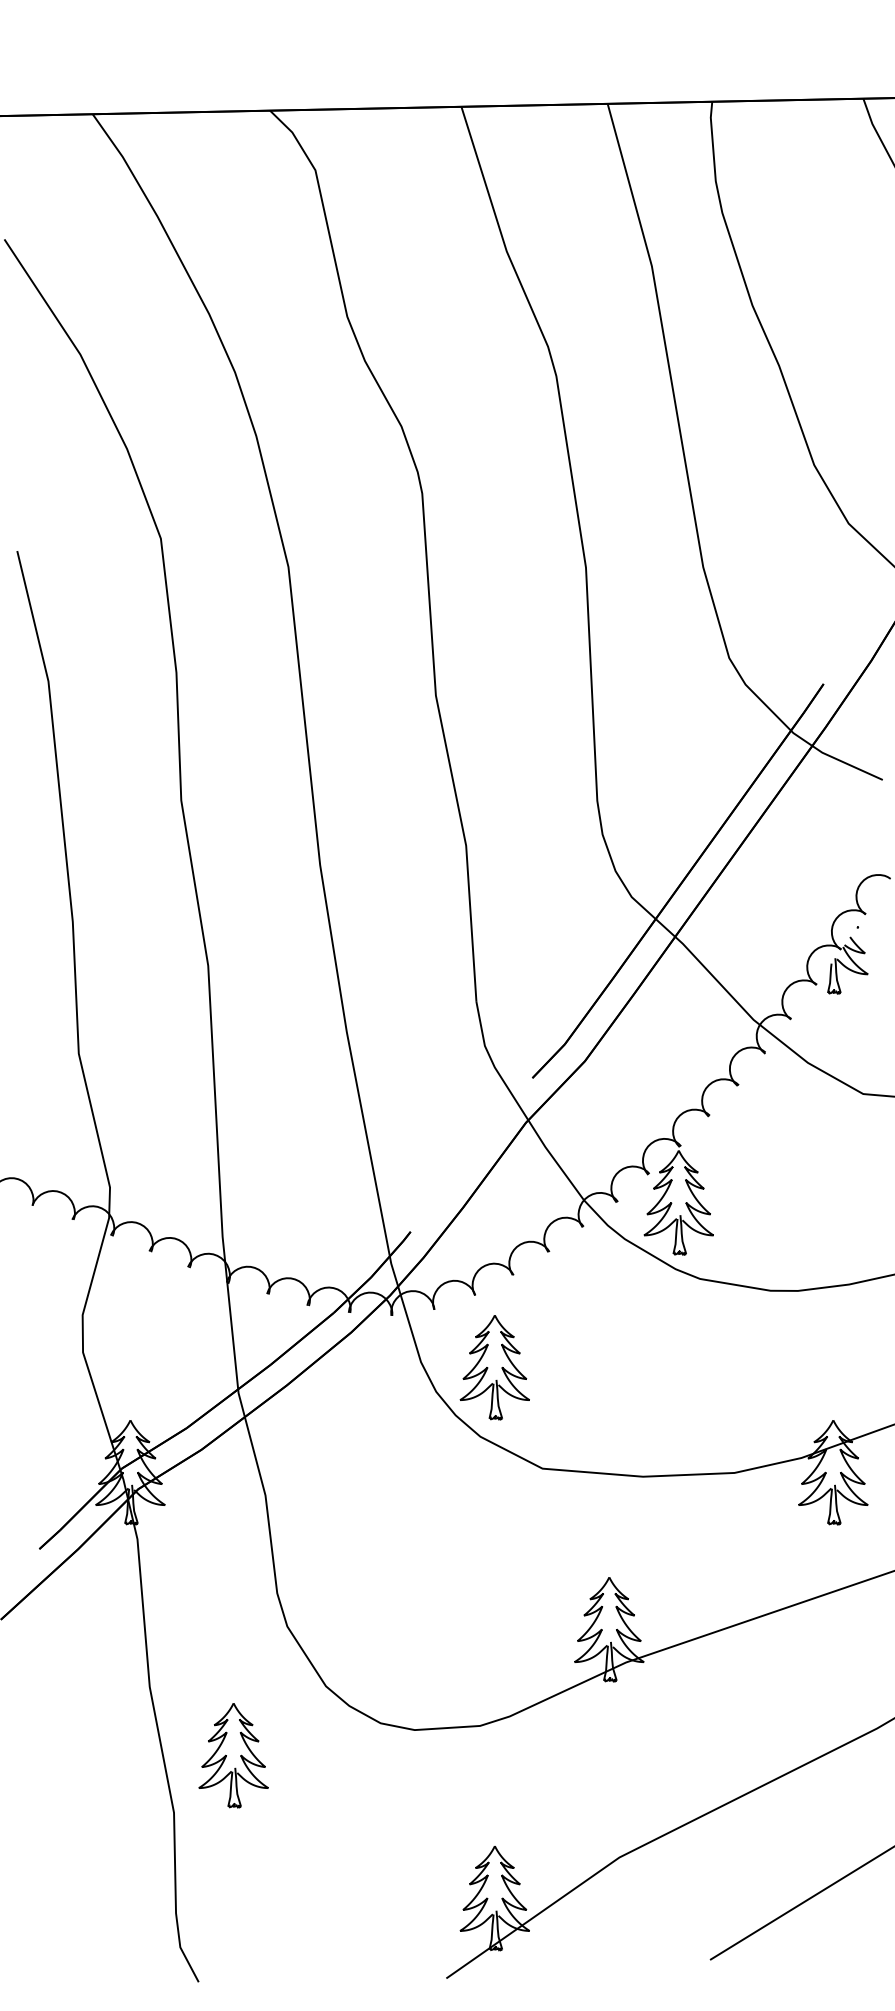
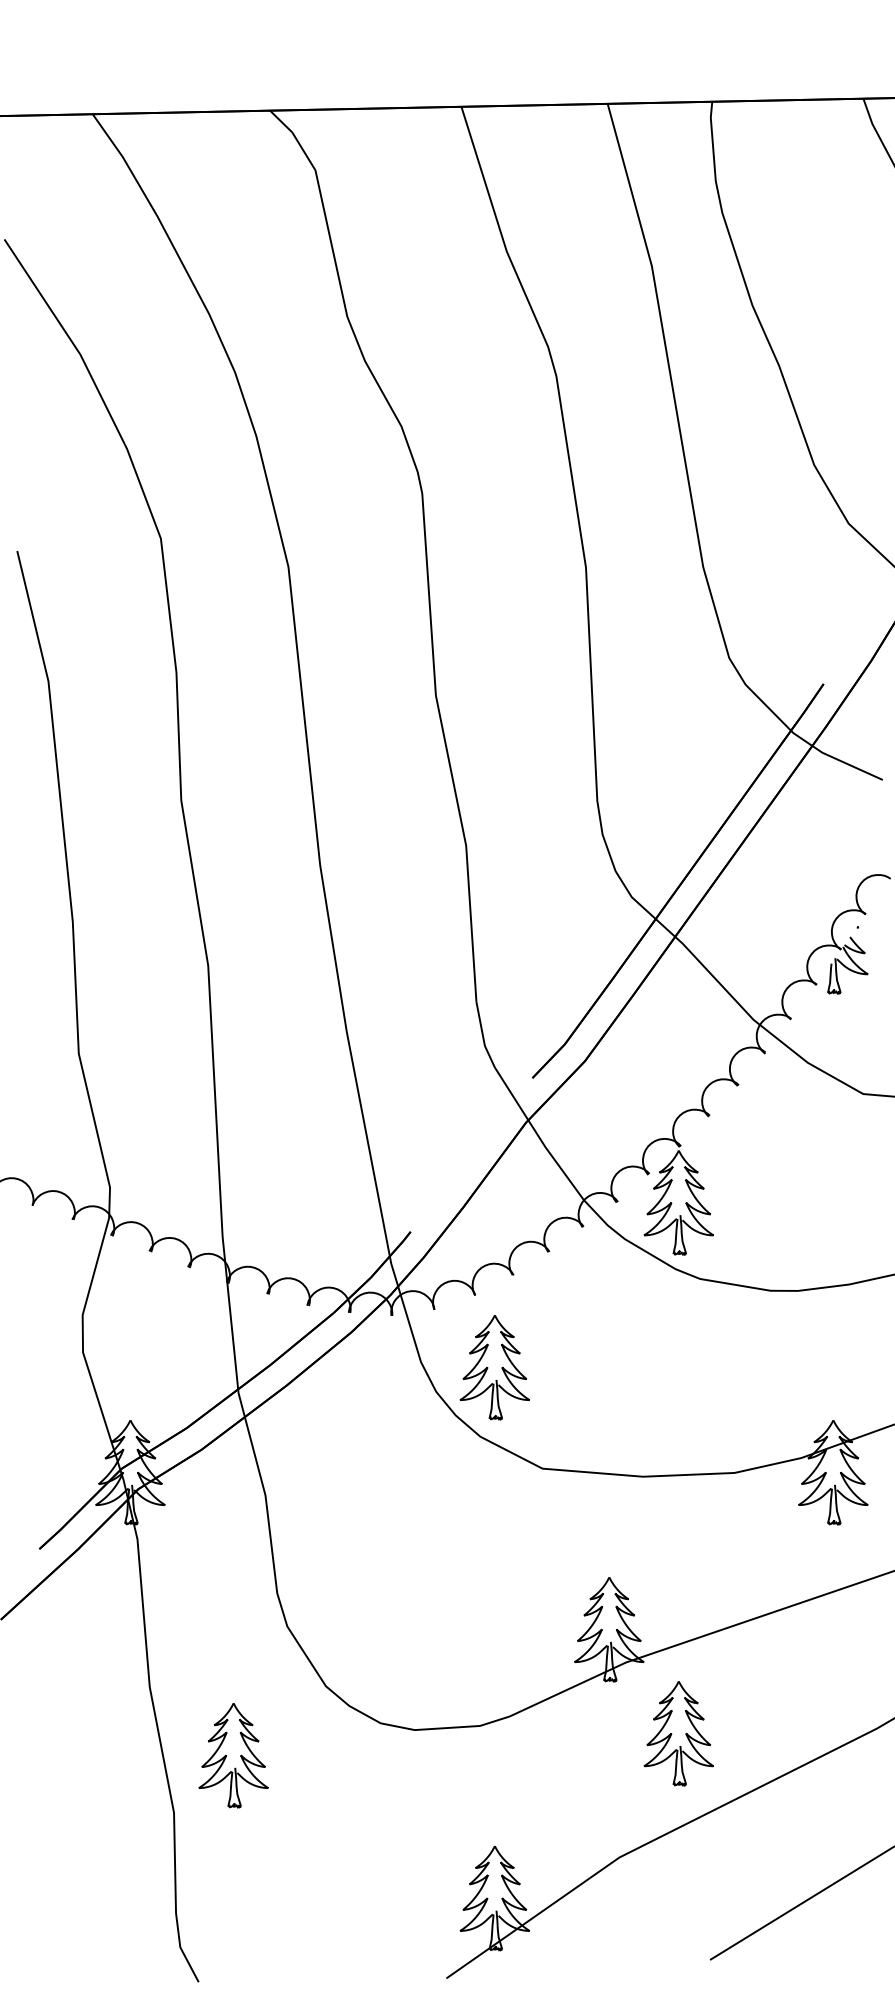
part: none -> present (678, 1733)
